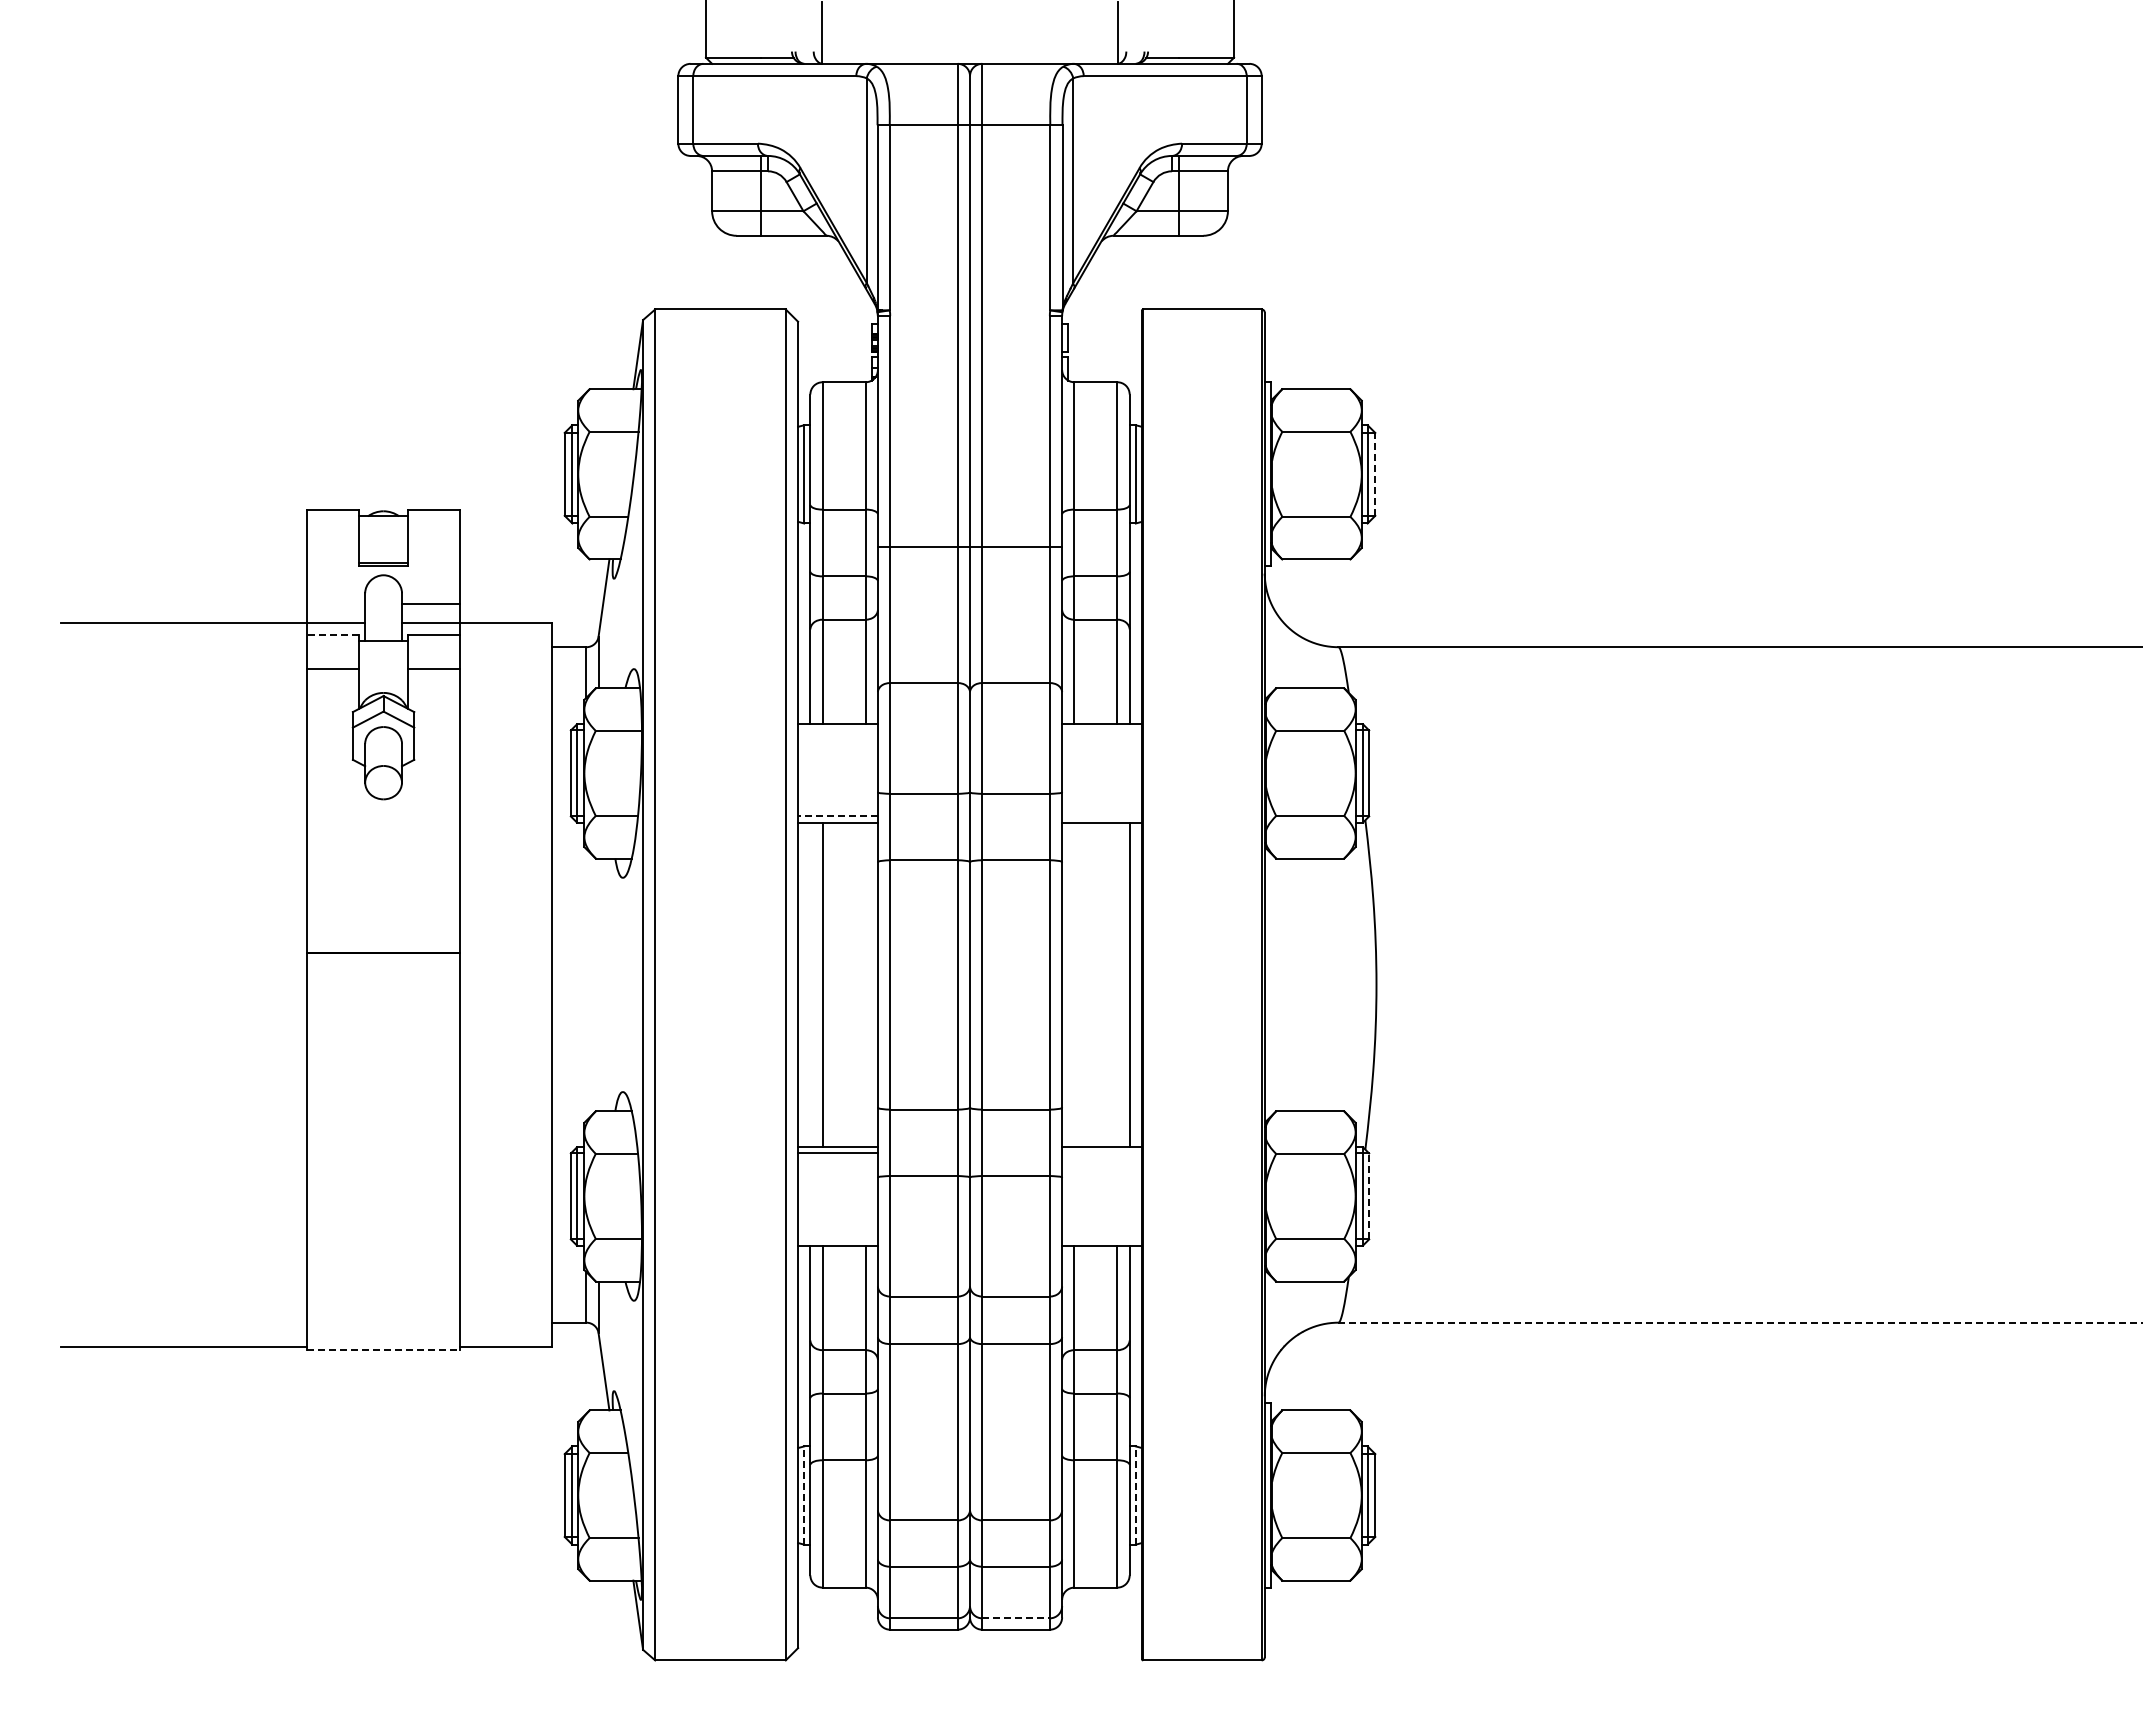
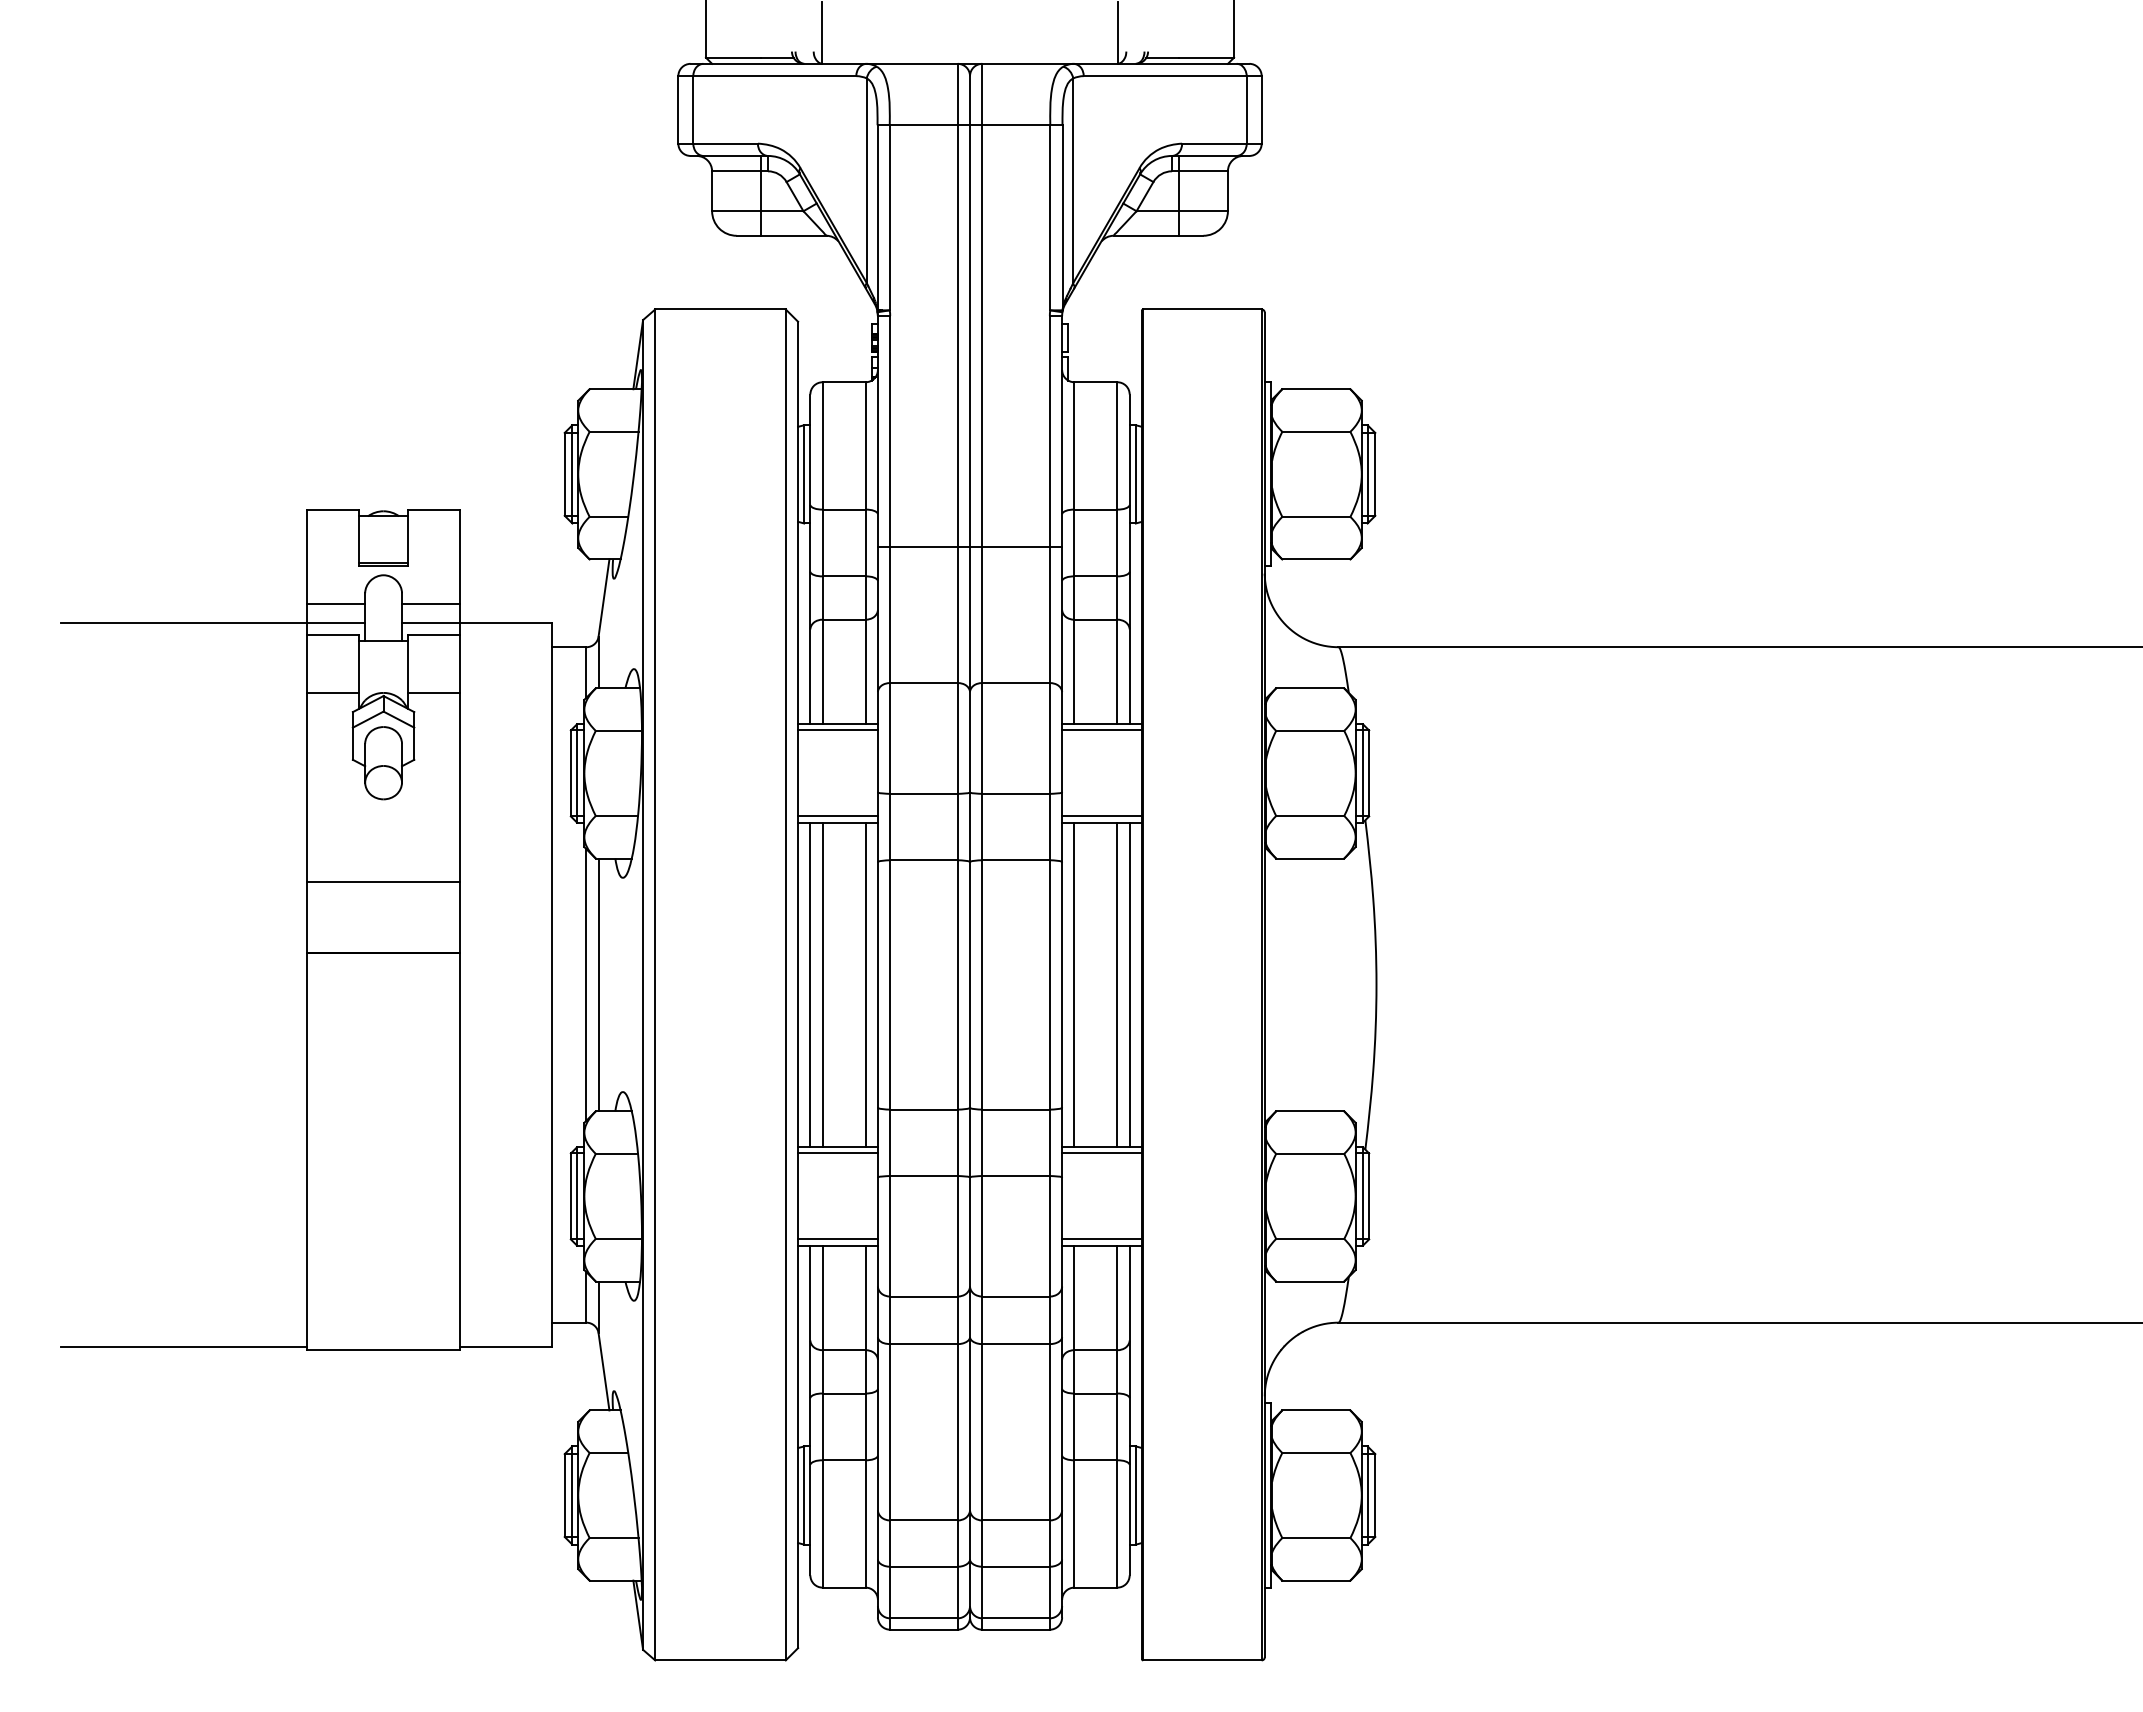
line: dashed -> solid (1375, 473)
line: none -> present (335, 603)
line: dashed -> solid (332, 634)
line position: (332, 669) -> (332, 693) (332, 693)
line position: (434, 669) -> (434, 693) (434, 693)
line: none -> present (837, 730)
line: none -> present (1101, 730)
line: dashed -> solid (838, 816)
line: none -> present (1101, 816)
line: none -> present (383, 882)
line: none -> present (586, 984)
line: none -> present (598, 984)
line: none -> present (810, 984)
line: none -> present (865, 984)
line: none -> present (1074, 984)
line: none -> present (1117, 984)
line: none -> present (1101, 1153)
line: dashed -> solid (1369, 1196)
line: none -> present (837, 1239)
line: none -> present (1101, 1239)
line: dashed -> solid (1740, 1322)
line: dashed -> solid (383, 1350)
line: dashed -> solid (804, 1495)
line: dashed -> solid (1135, 1495)
line: dashed -> solid (1016, 1618)
